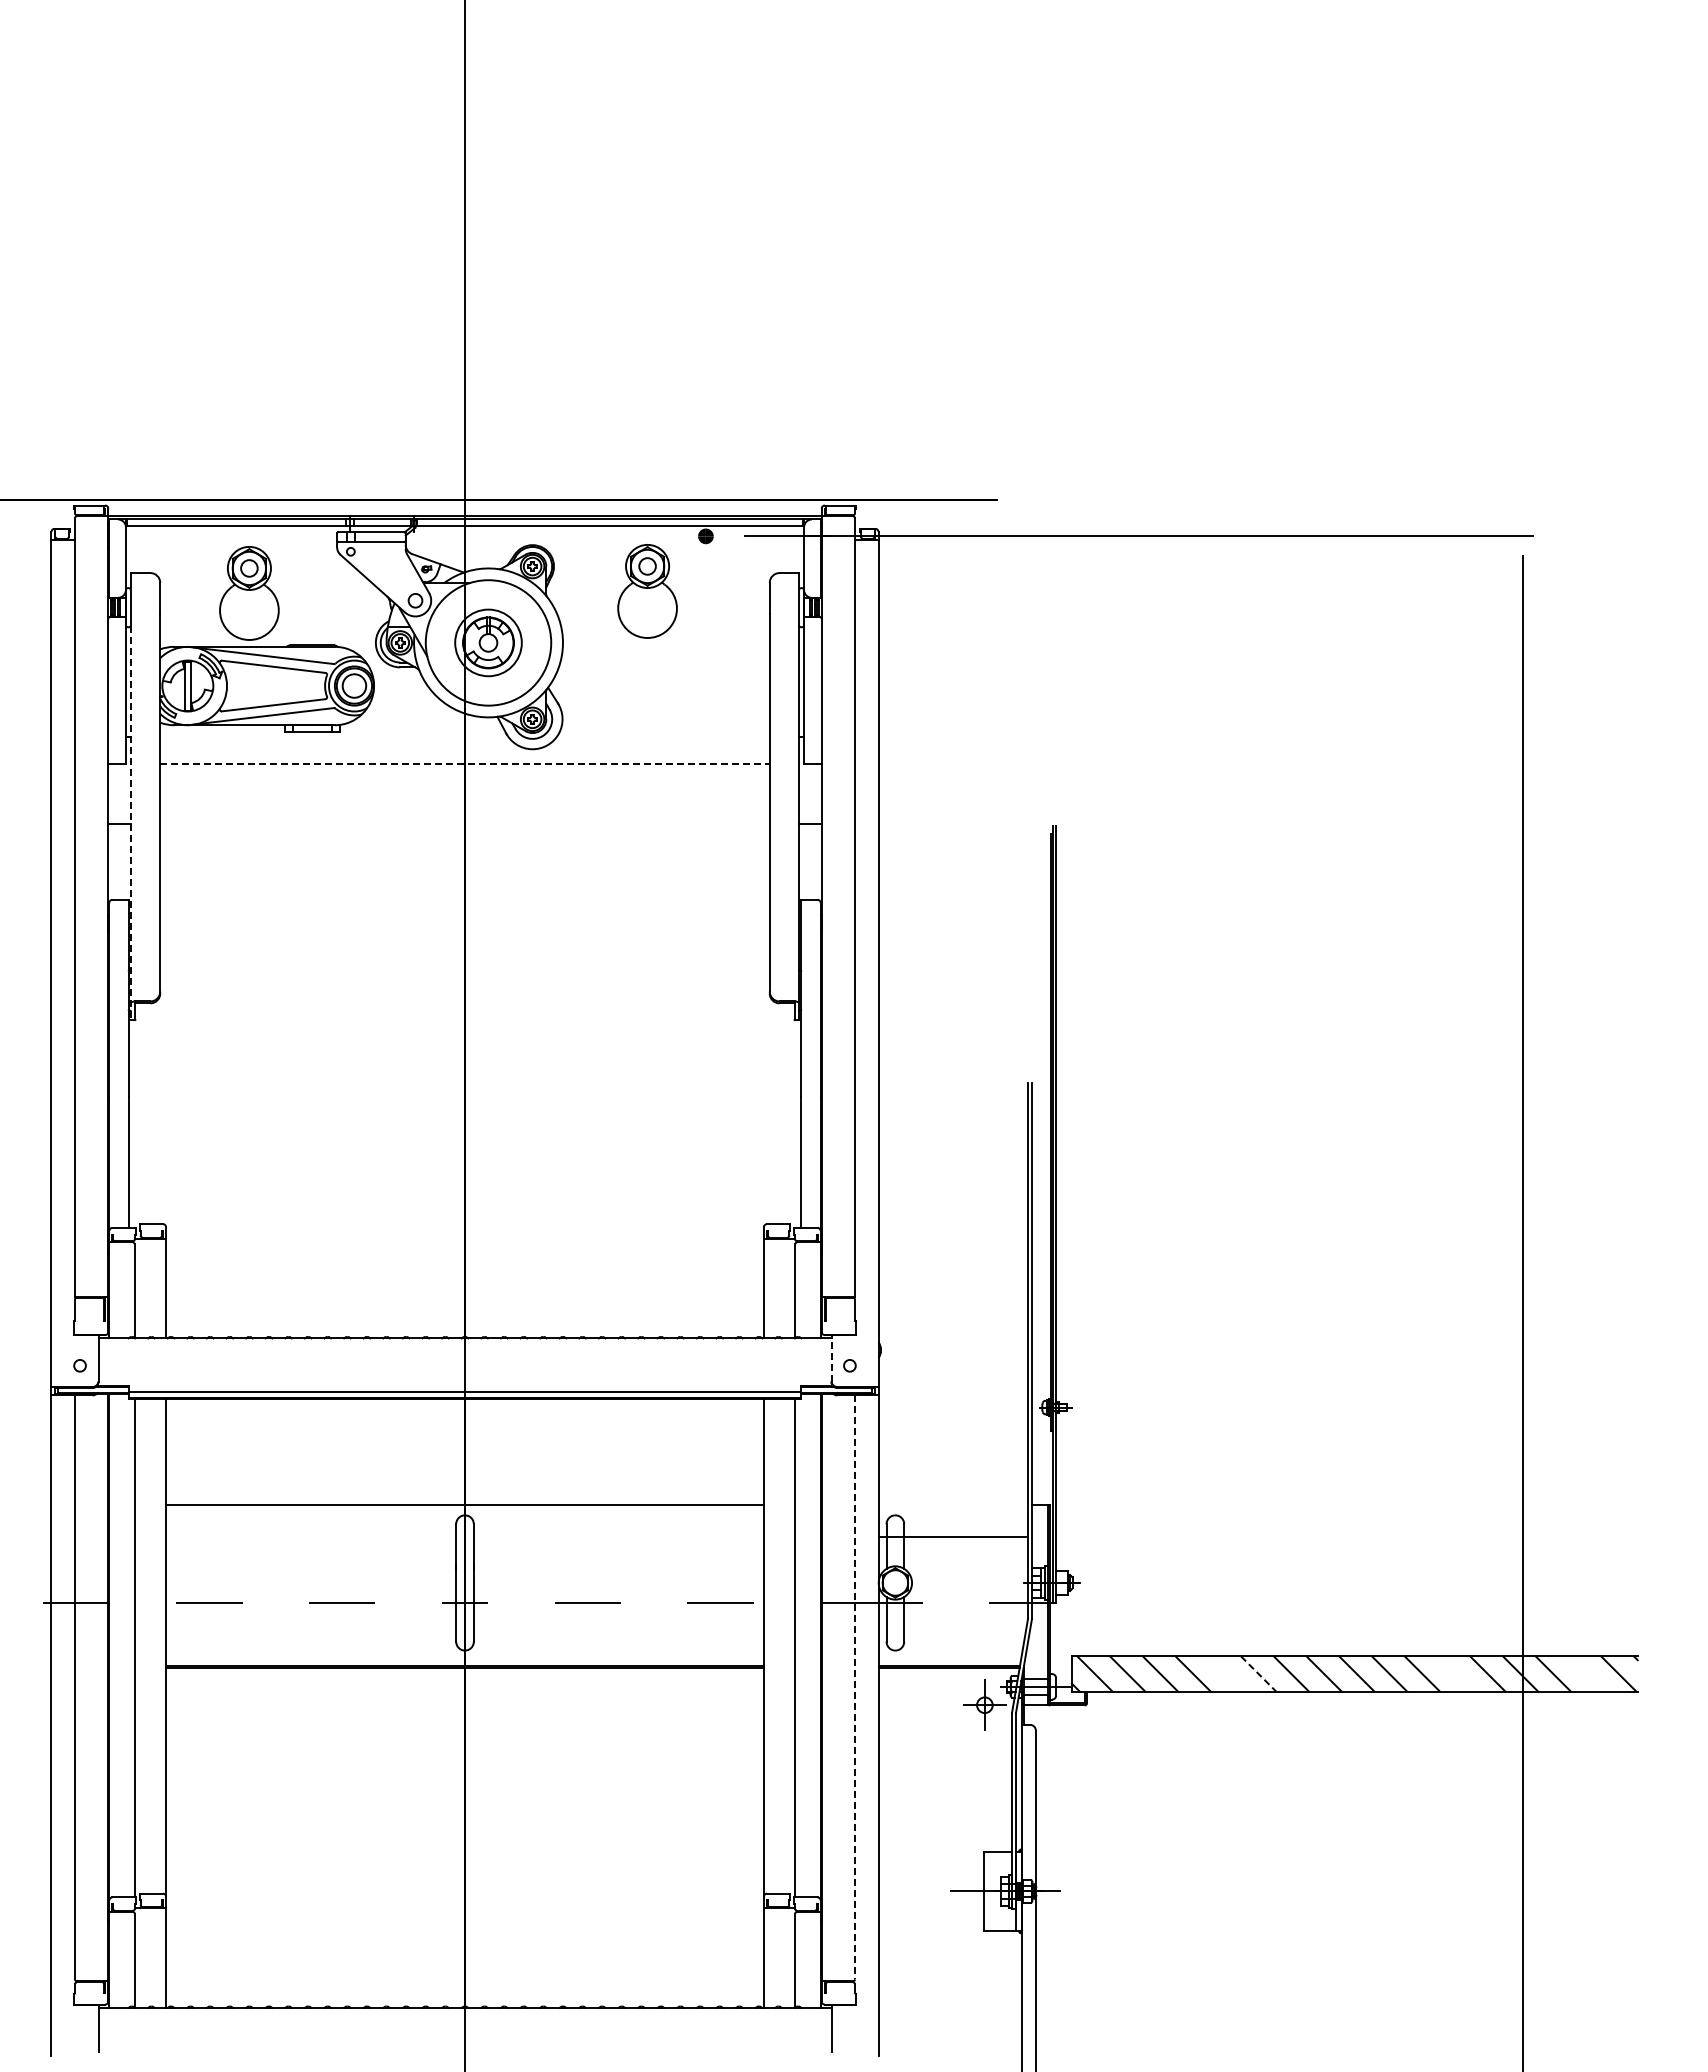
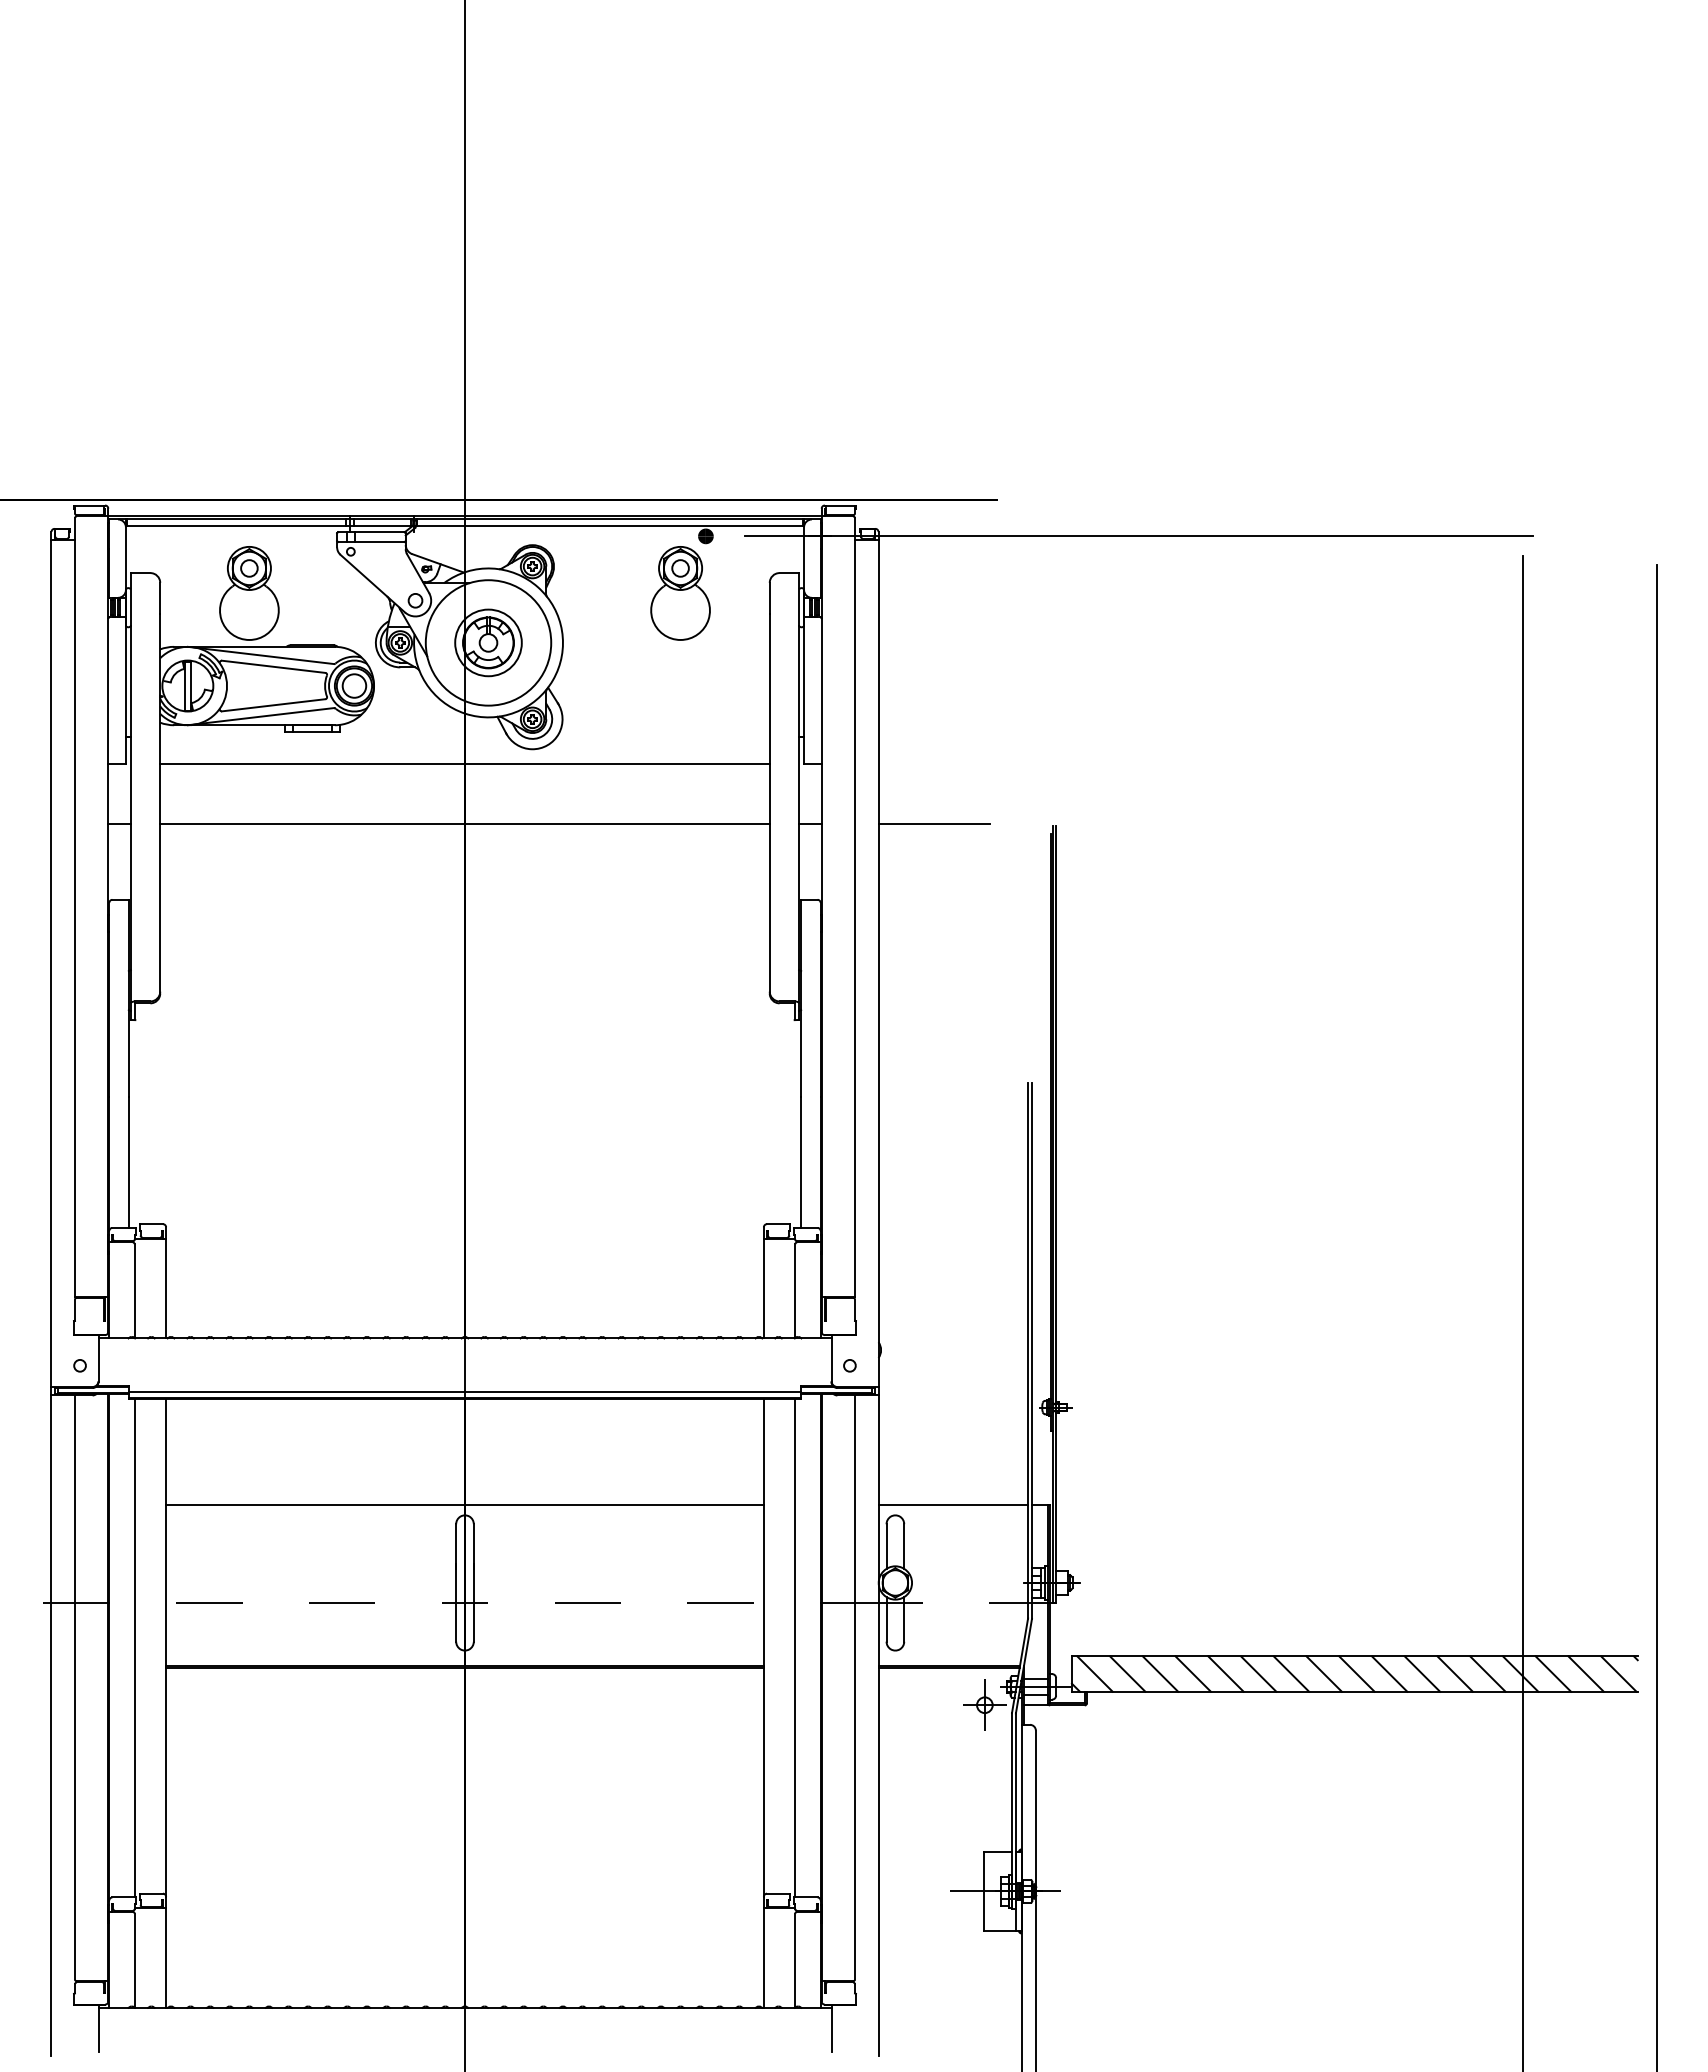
part position: (647, 591) -> (680, 593) (680, 593)
line: dashed -> solid (465, 764)
line: dashed -> solid (130, 823)
line: none -> present (464, 823)
line: none -> present (933, 823)
line: none -> present (1656, 1316)
line: dashed -> solid (831, 1358)
line position: (953, 1536) -> (953, 1504) (953, 1504)
line: none -> present (1225, 1673)
line: none -> present (1454, 1673)
line: none -> present (1585, 1673)
line: dashed -> solid (1258, 1674)
line: dashed -> solid (855, 1687)
